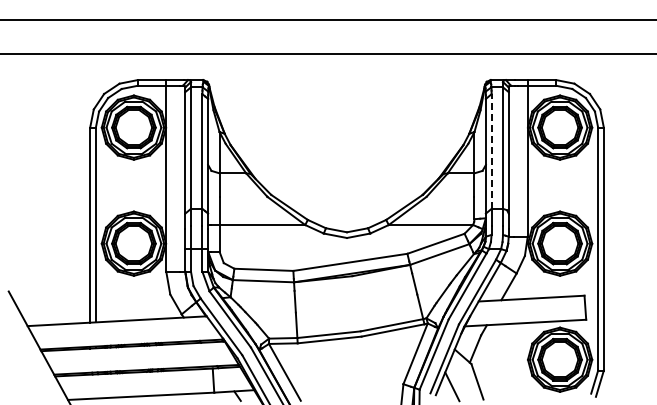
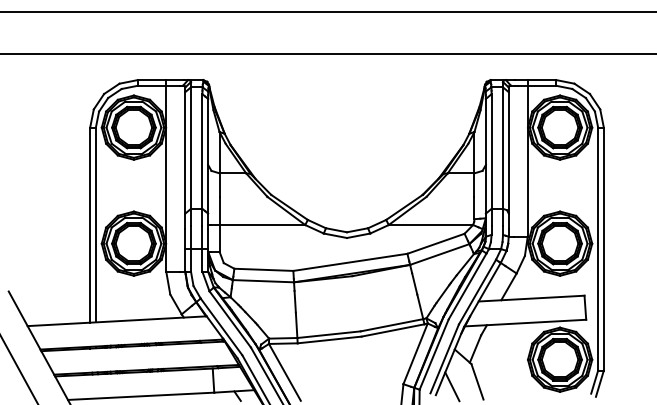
line position: (327, 19) -> (327, 11) (327, 11)
line: dashed -> solid (491, 150)
line: none -> present (19, 369)
